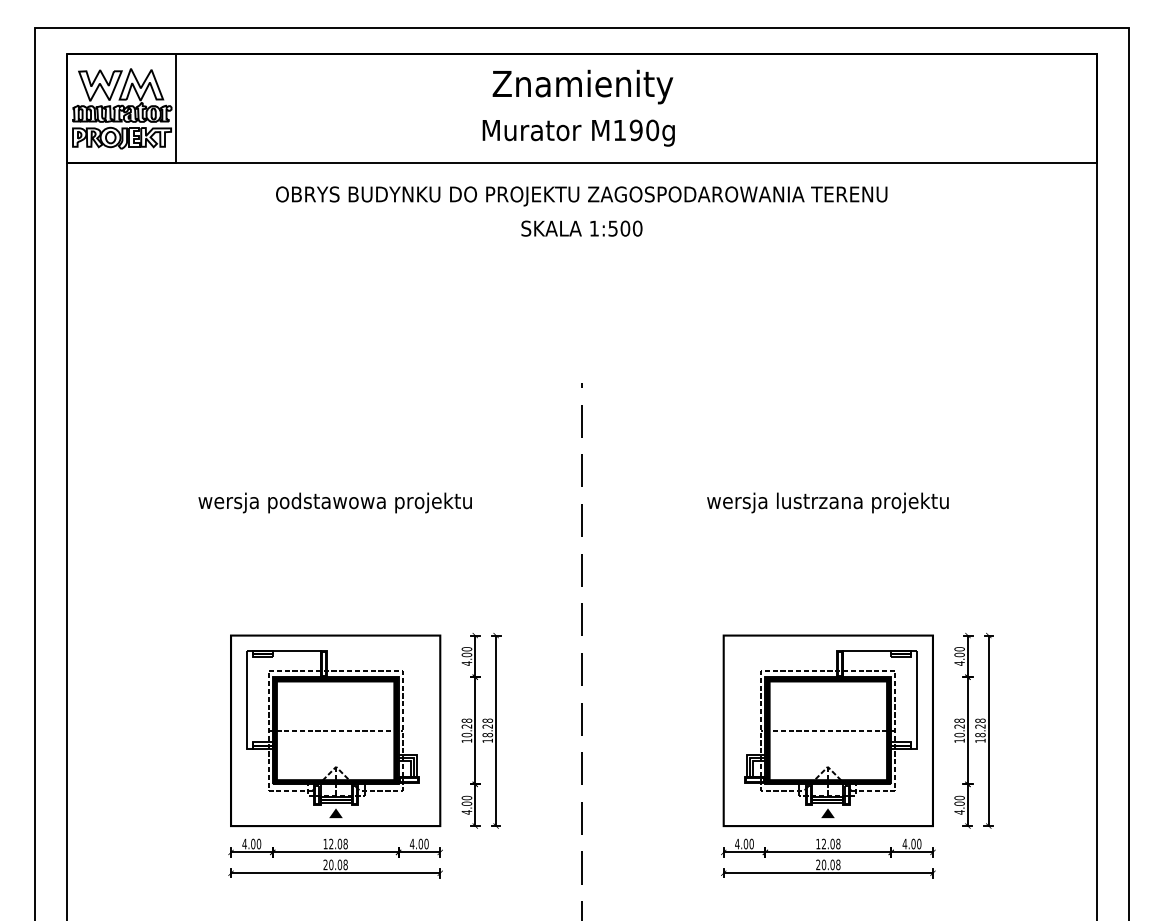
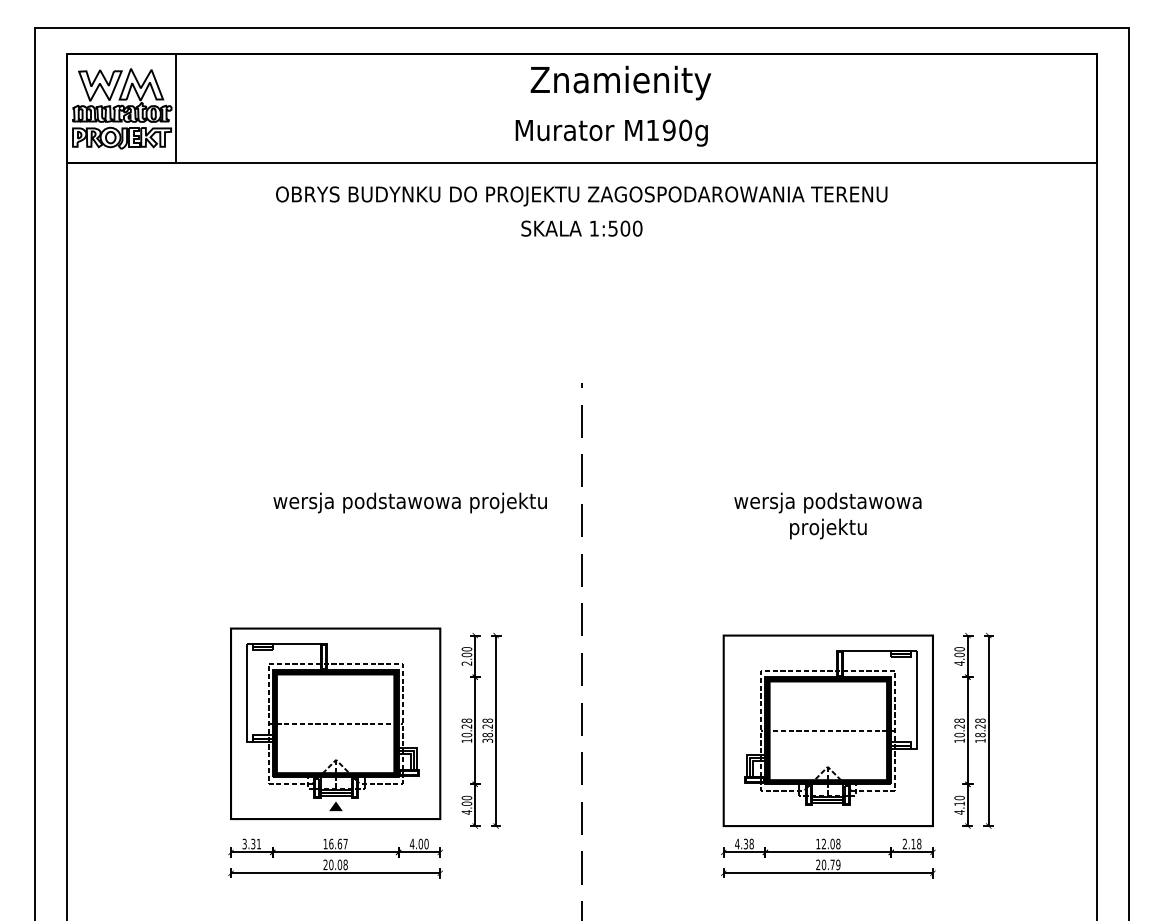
text position: (582, 86) -> (620, 82) (620, 82)
text position: (578, 132) -> (611, 132) (611, 132)
text position: (334, 502) -> (409, 502) (409, 502)
text: wersja lustrzana projektu -> wersja podstawowa projektu (827, 515)
text: 4.00 -> 2.00 (466, 663)
part position: (335, 730) -> (335, 723) (335, 723)
text: 18.28 -> 38.28 (487, 740)
text: 4.00 -> 4.10 (959, 803)
fill: present -> none (827, 813)
text: 4.00 -> 3.31 (251, 843)
text: 12.08 -> 16.67 (338, 843)
text: 4.00 -> 4.38 (748, 843)
text: 4.00 -> 2.18 (911, 843)
text: 20.08 -> 20.79 (835, 864)
